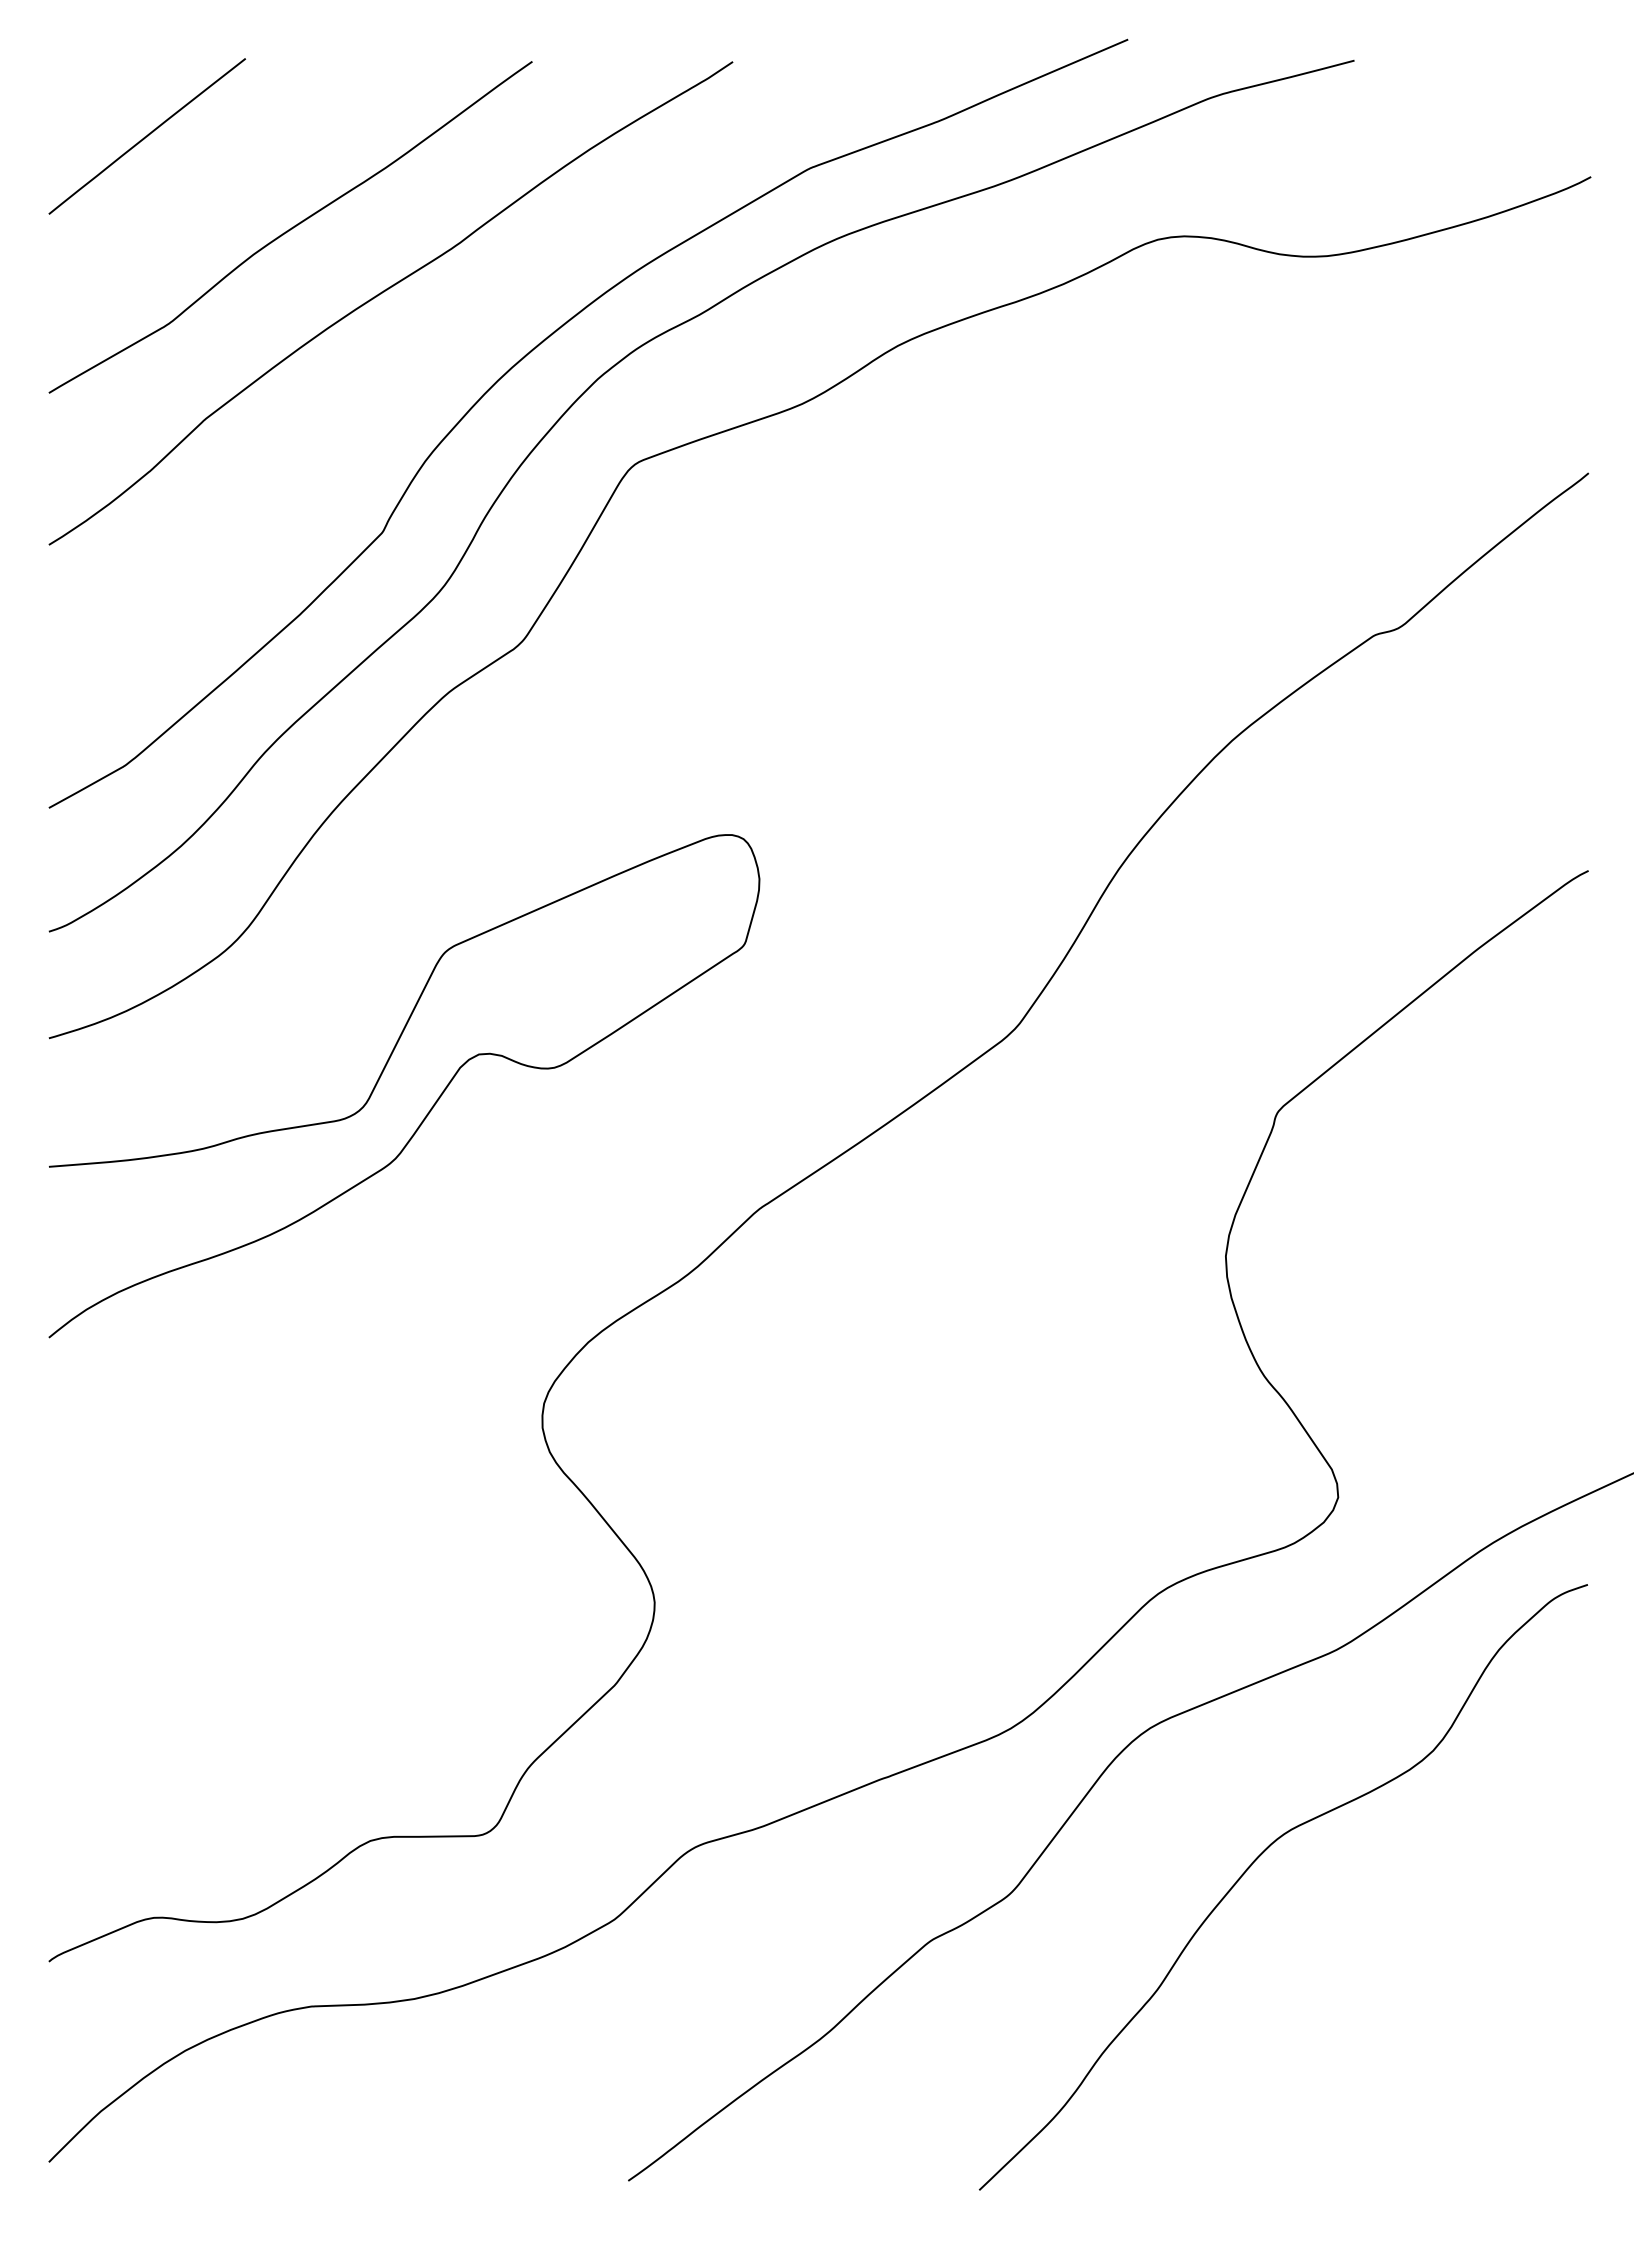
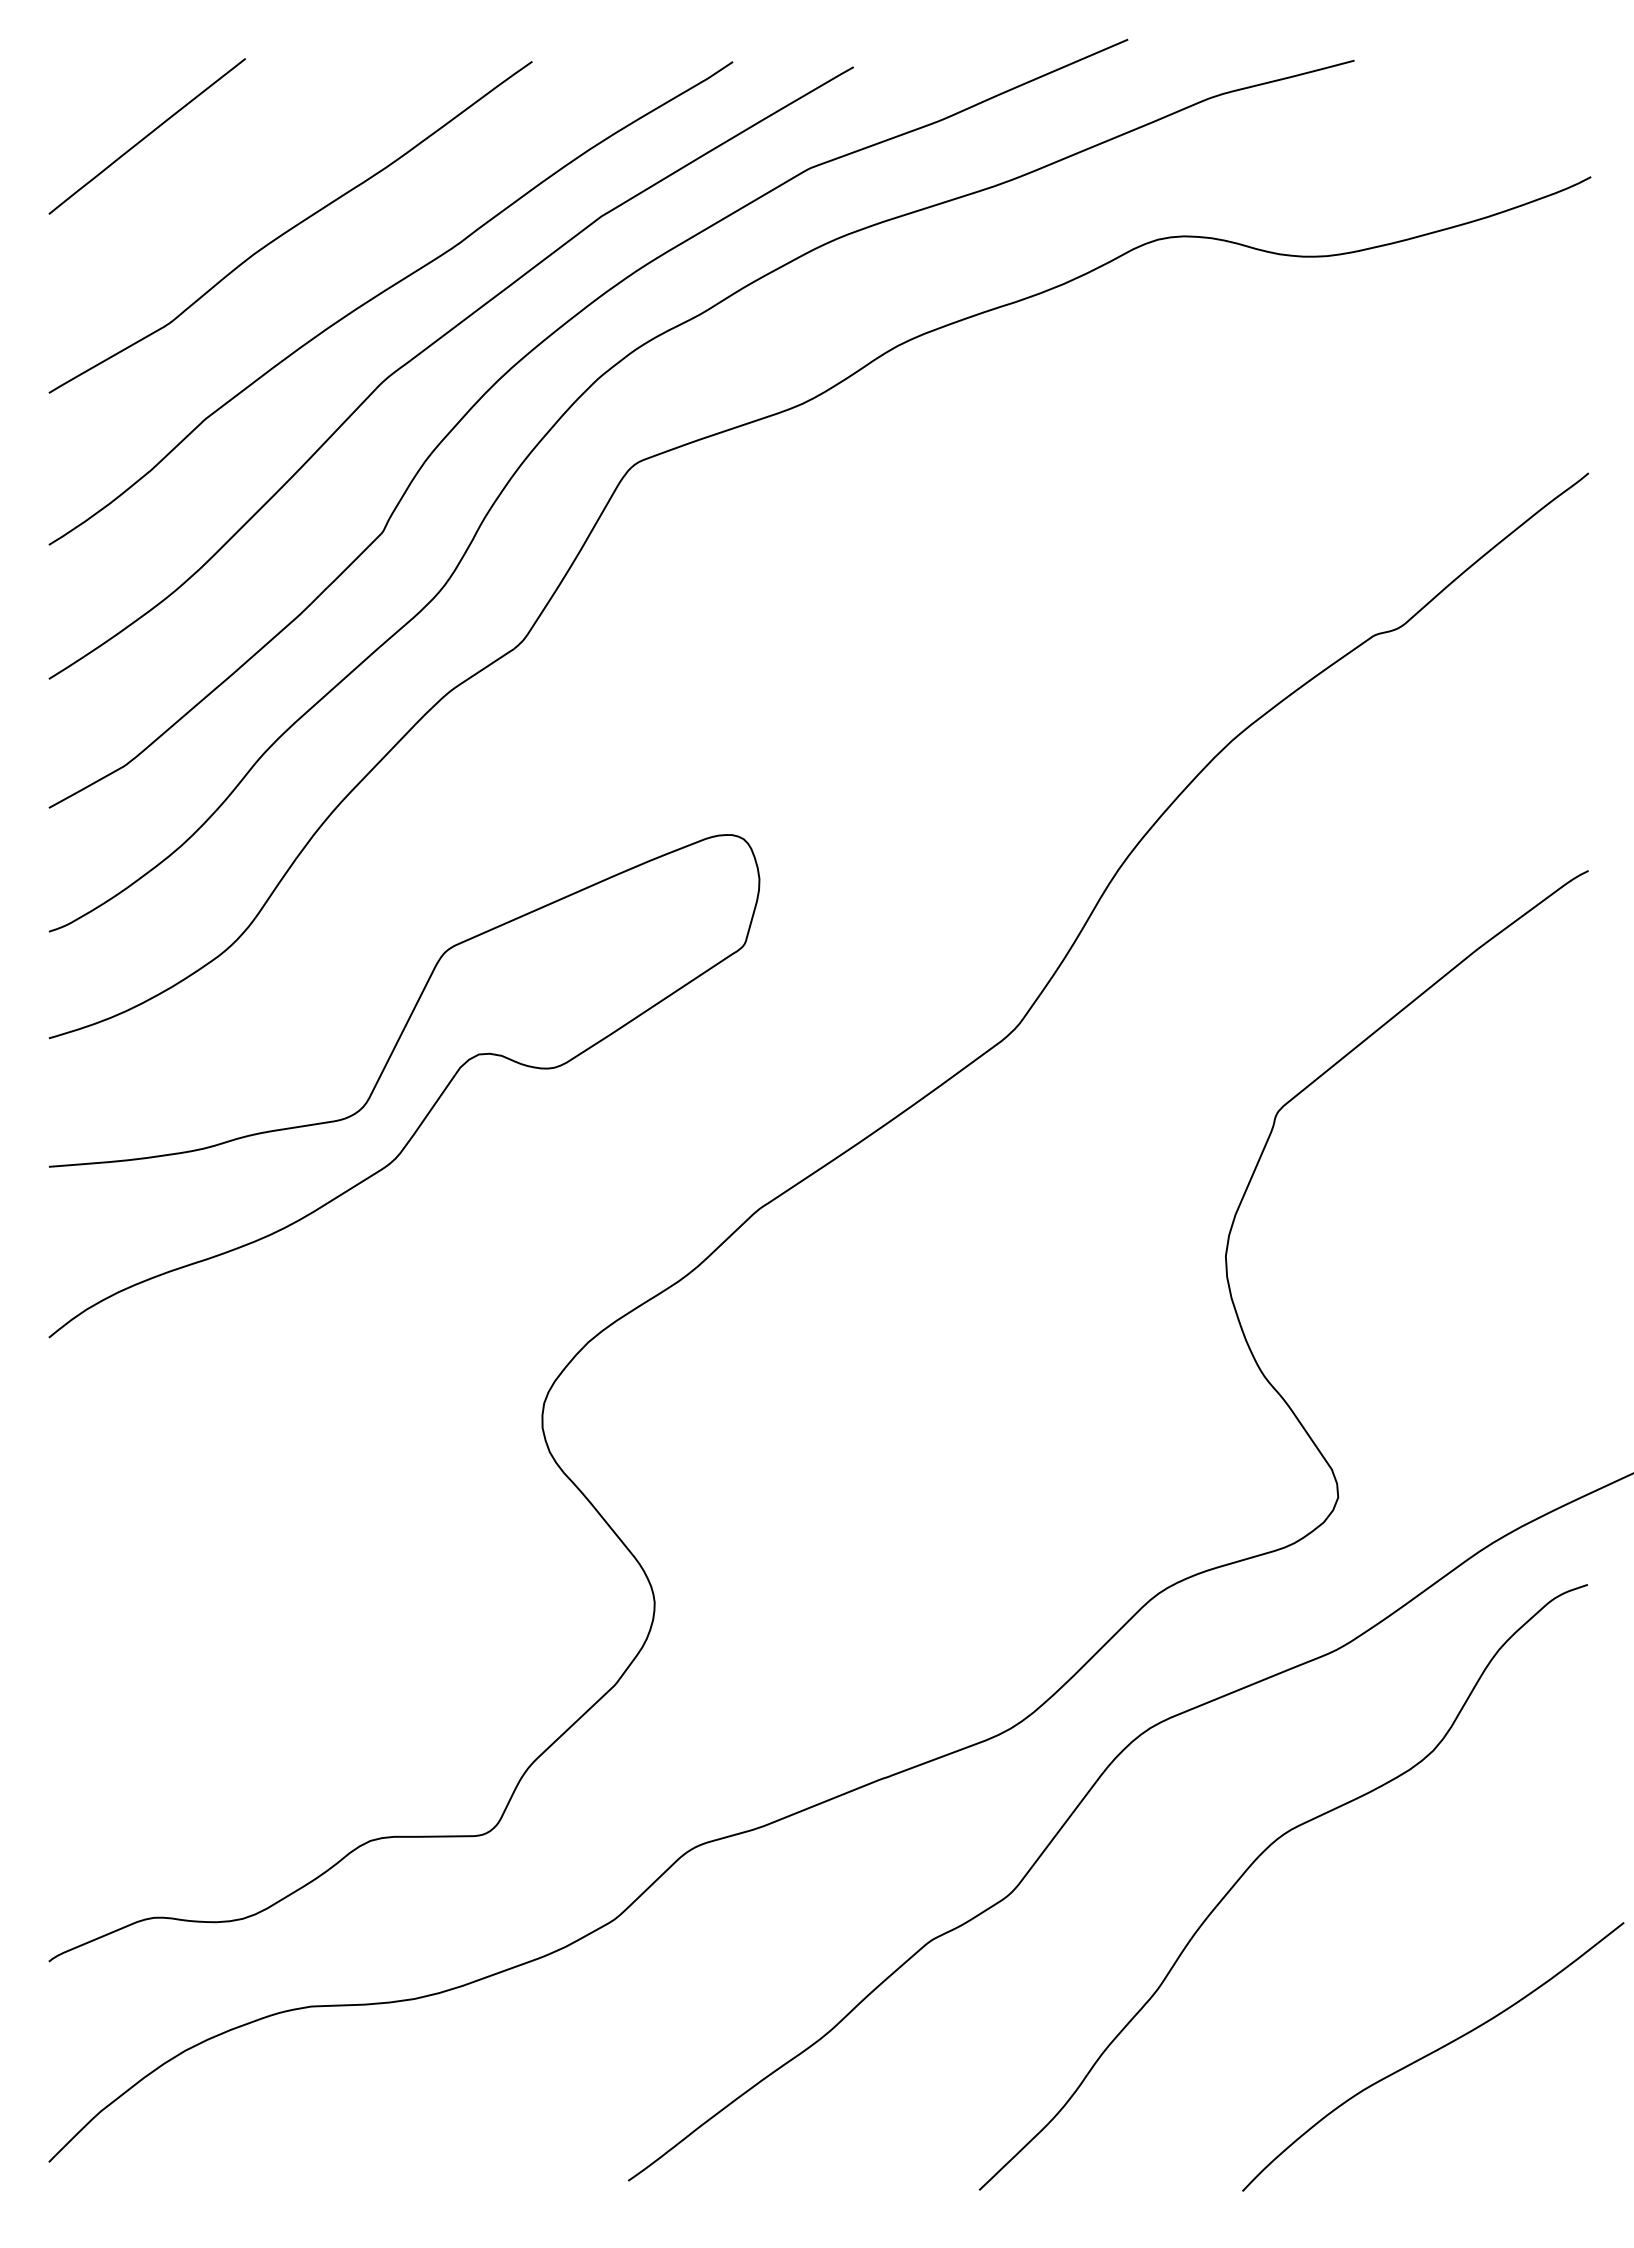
curve: none -> present (432, 345)
curve: none -> present (1431, 2054)
